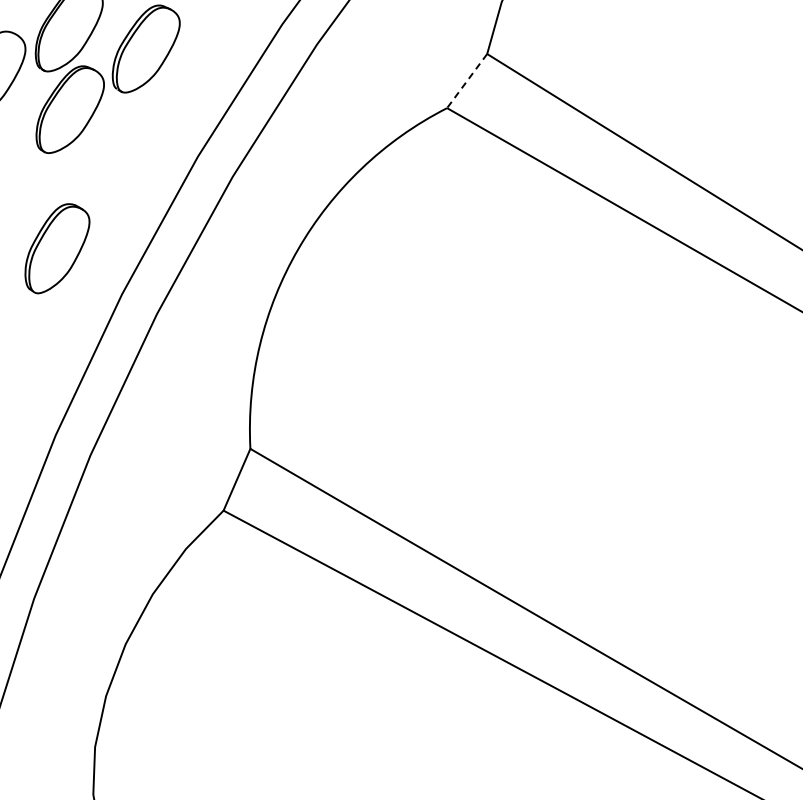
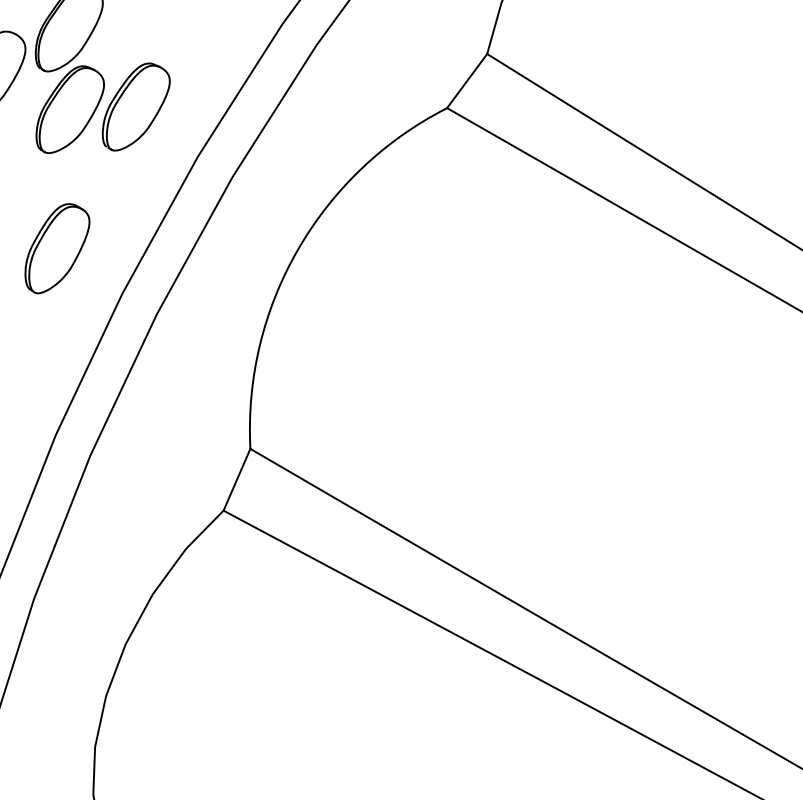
part position: (145, 48) -> (135, 106) (135, 106)
line: dashed -> solid (467, 81)
